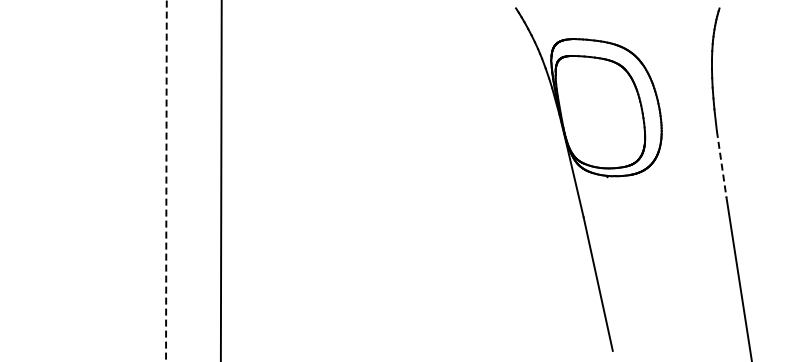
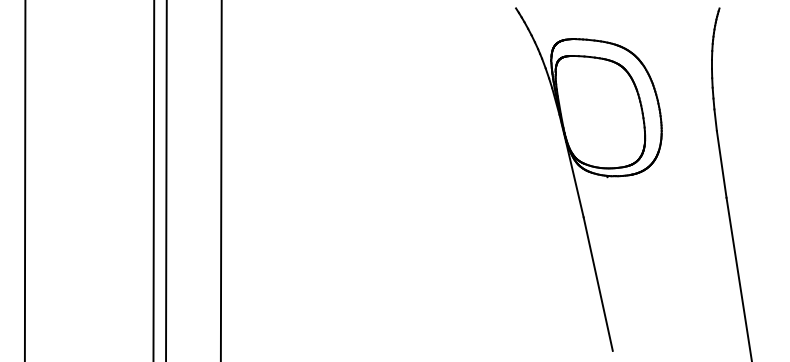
line: dashed -> solid (721, 164)
line: none -> present (24, 180)
line: none -> present (153, 180)
line: dashed -> solid (166, 181)
